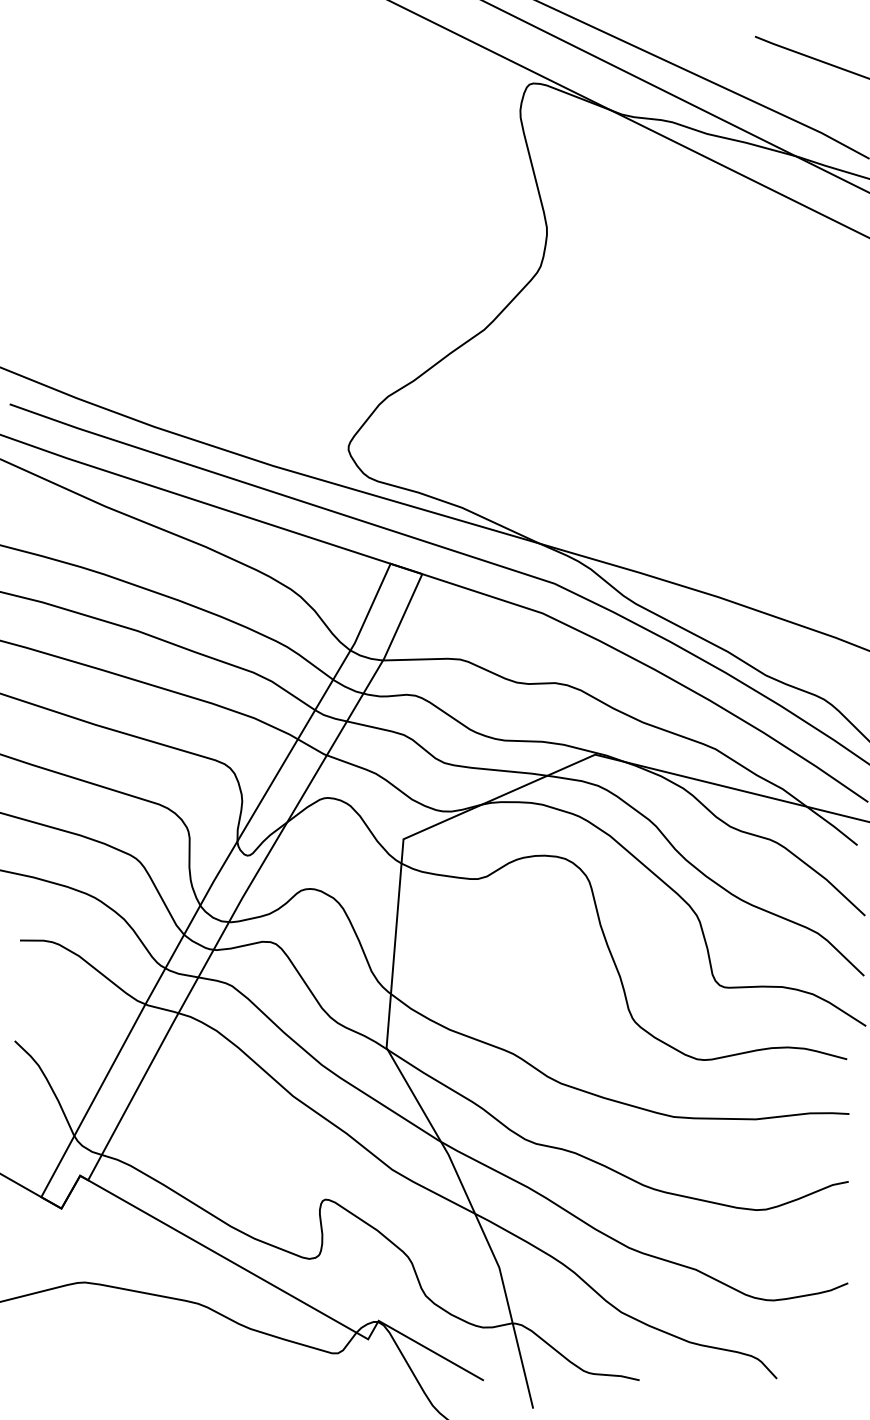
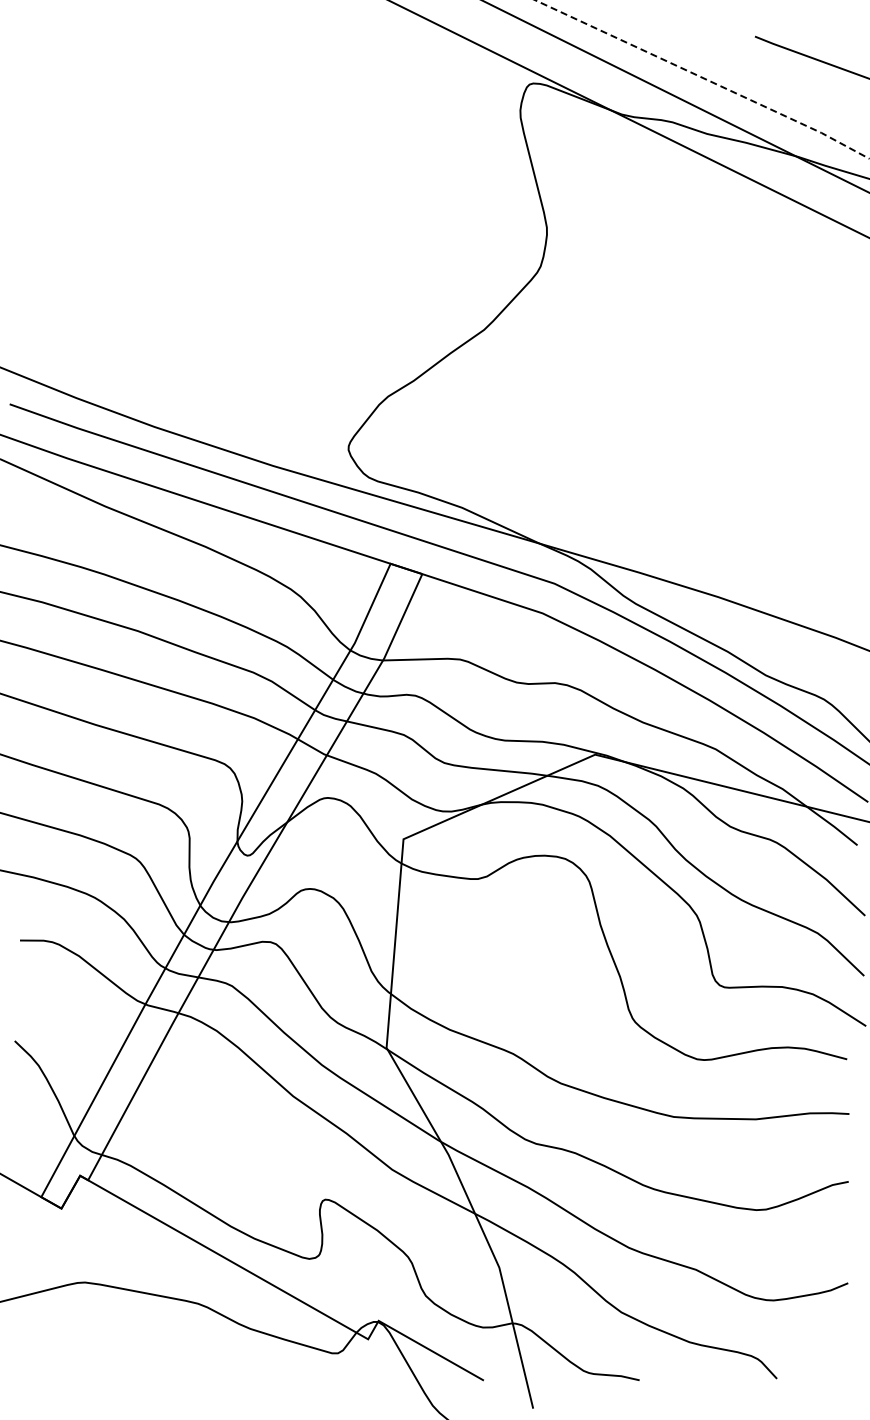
line: solid -> dashed (703, 78)
